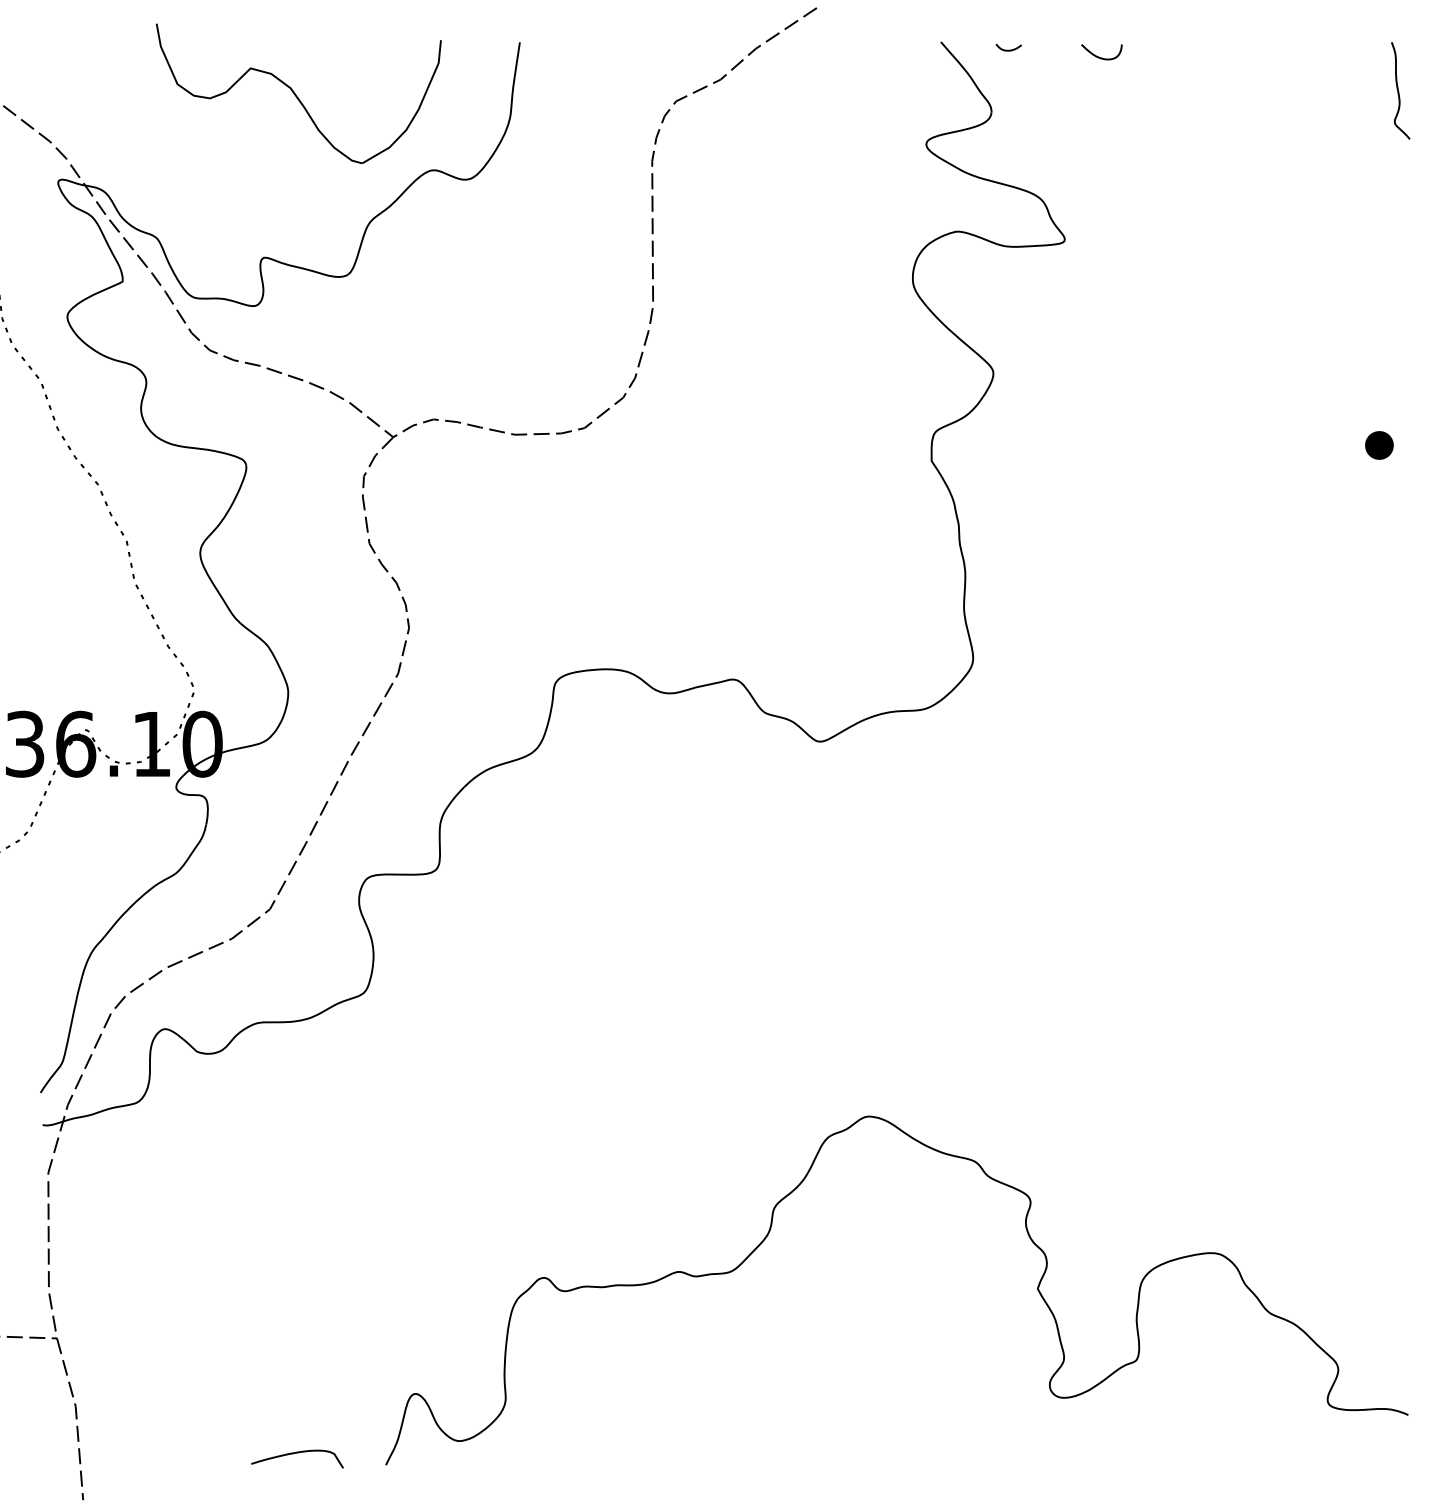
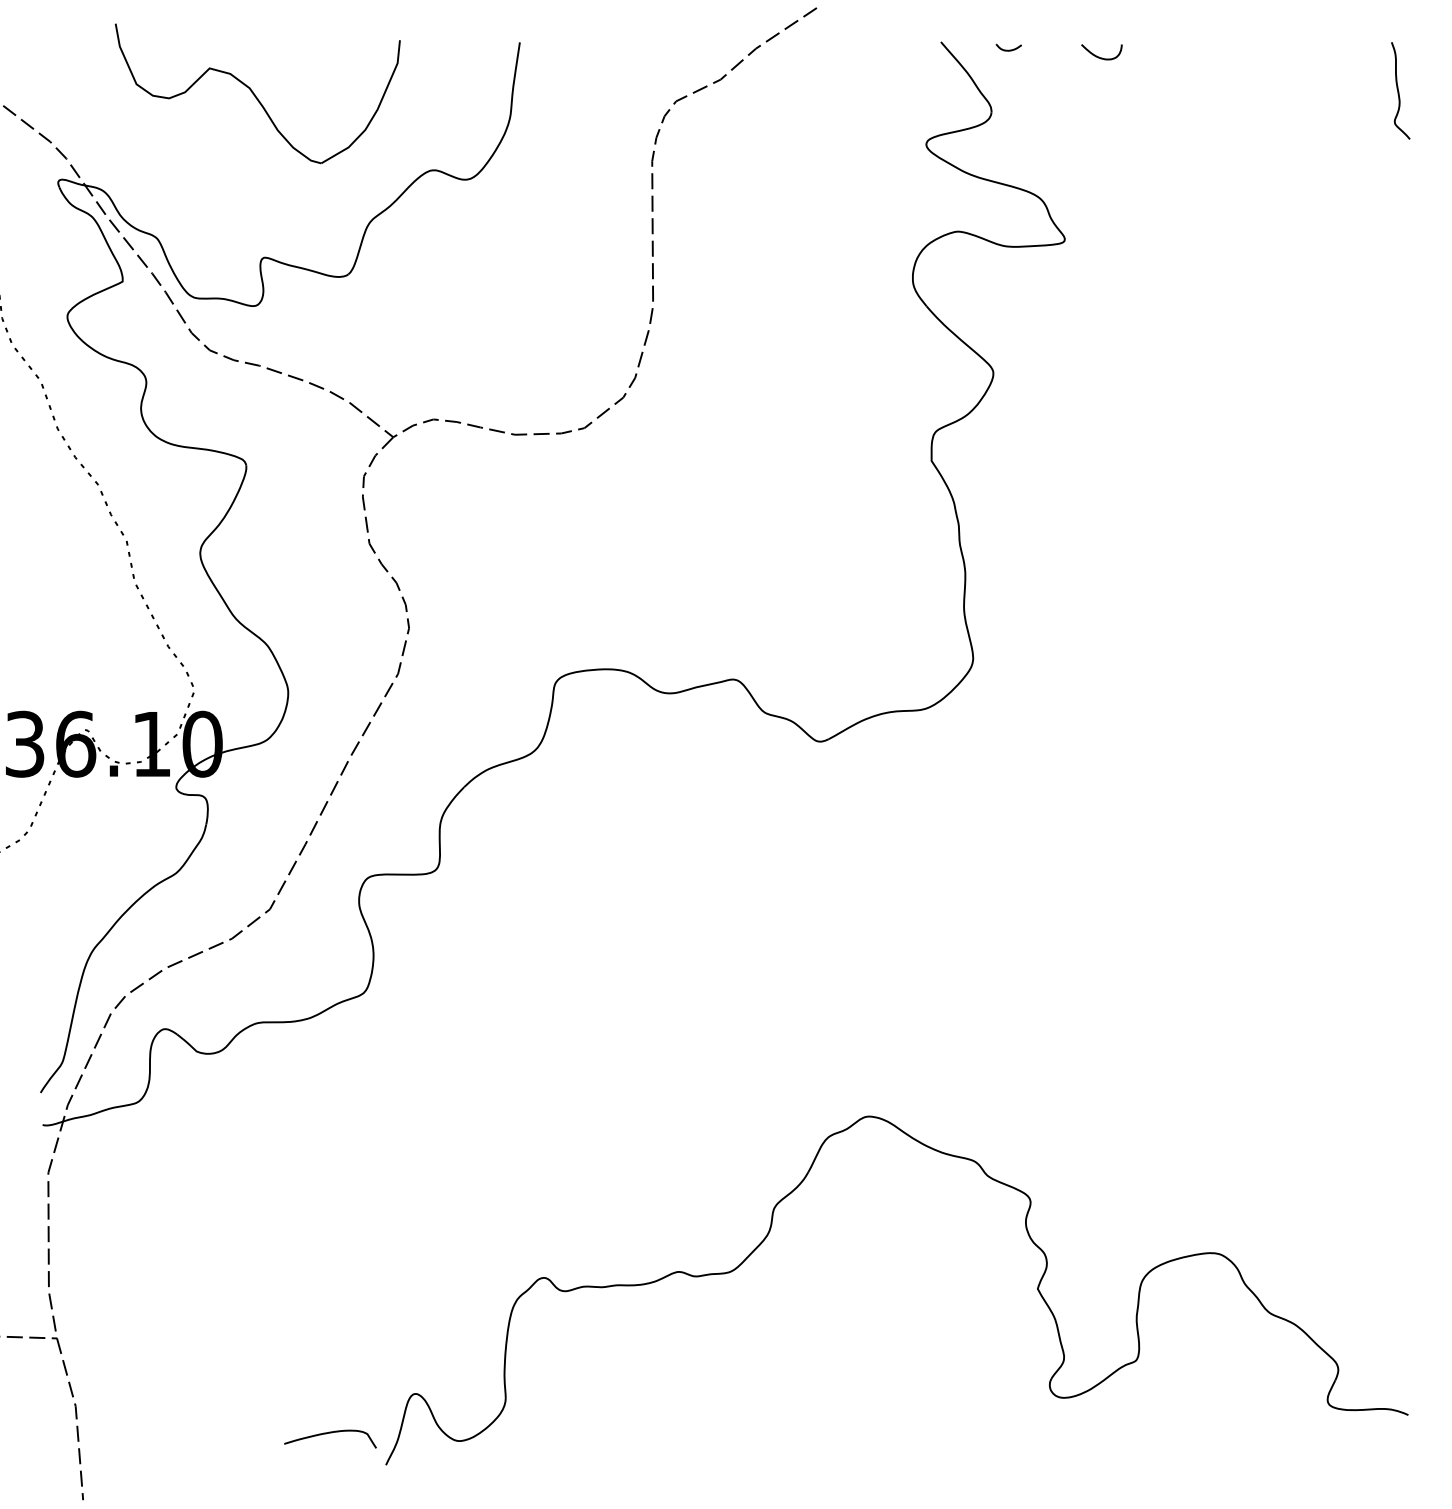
part position: (298, 93) -> (257, 93) (257, 93)
part: present -> none (1379, 445)
curve position: (297, 1453) -> (330, 1433) (330, 1433)
